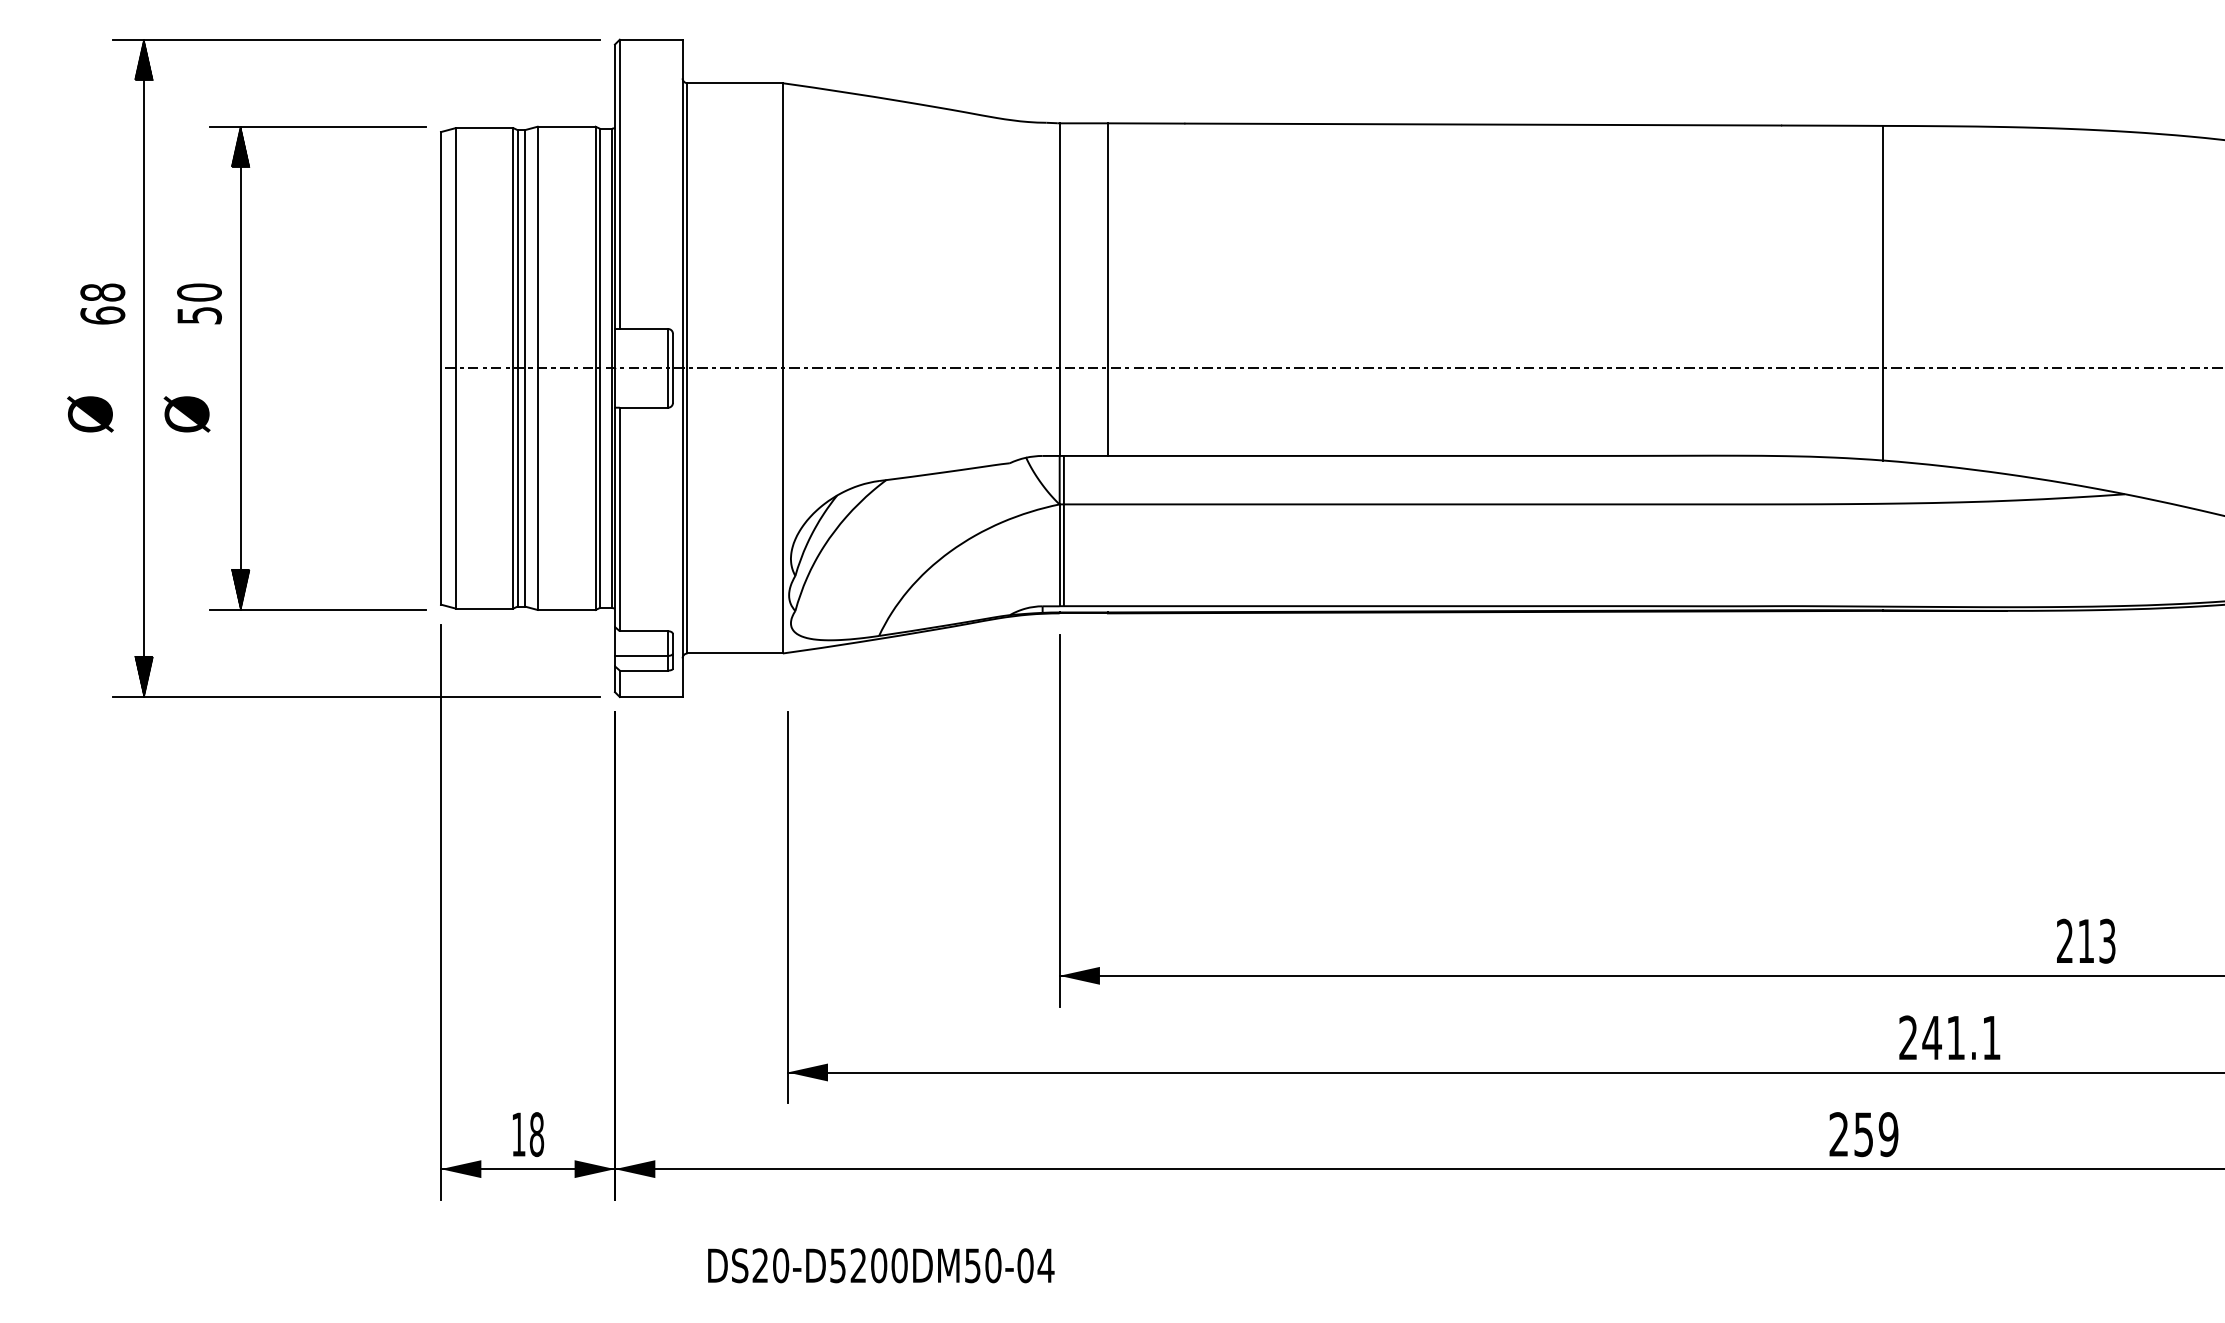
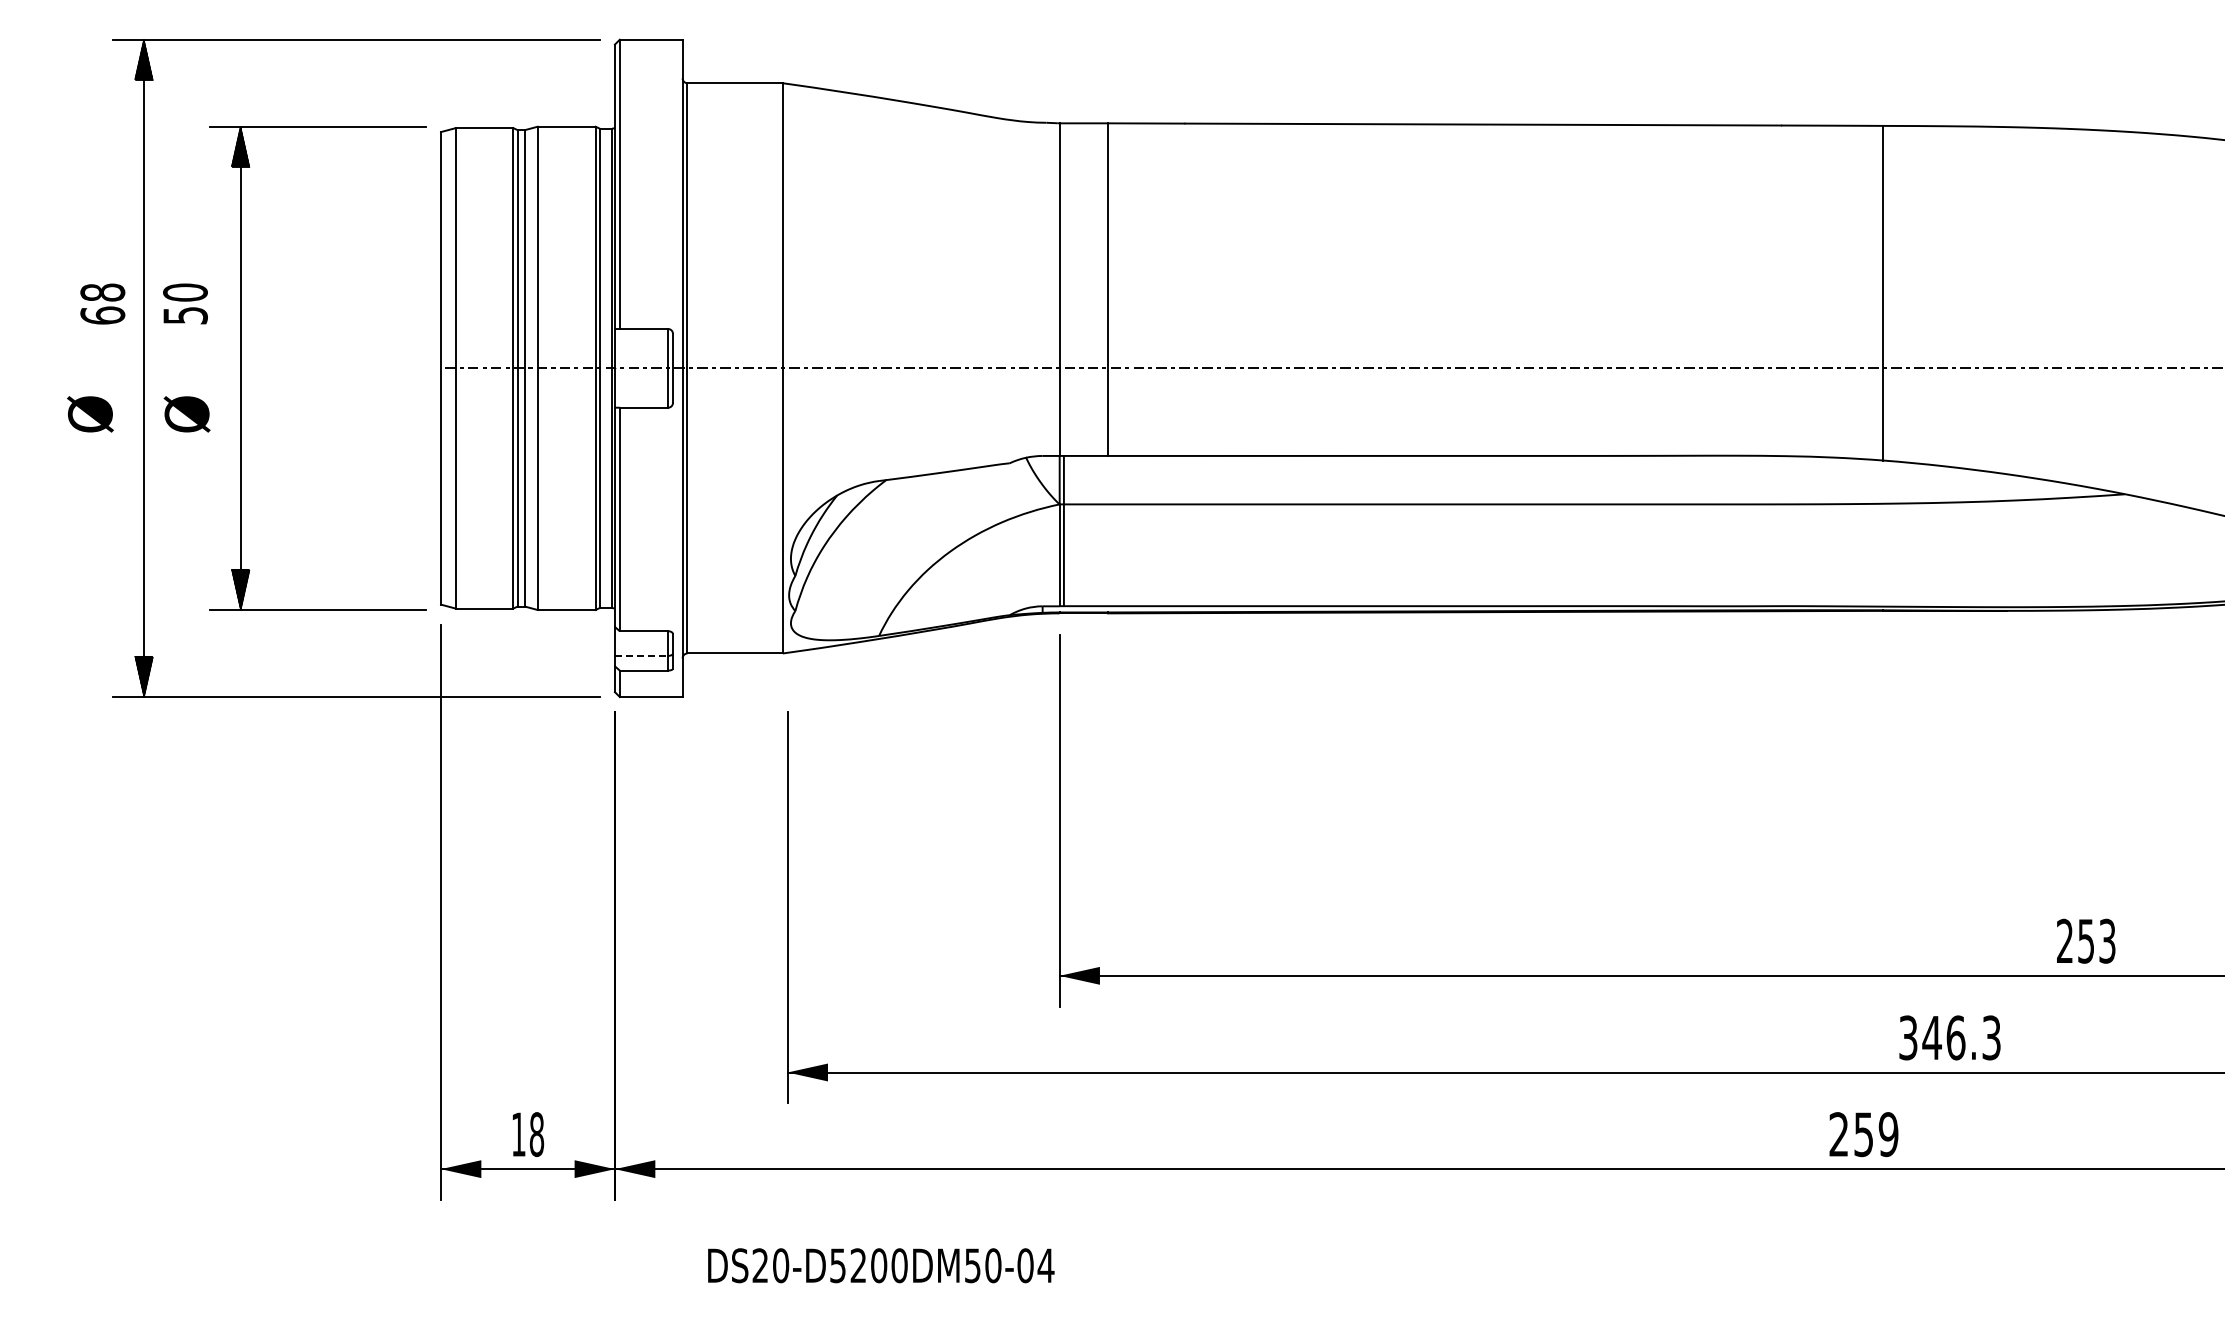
text position: (199, 303) -> (185, 303) (185, 303)
line: solid -> dashed (641, 655)
text: 213 -> 253 (2085, 941)
text: 241.1 -> 346.3 (1949, 1037)
